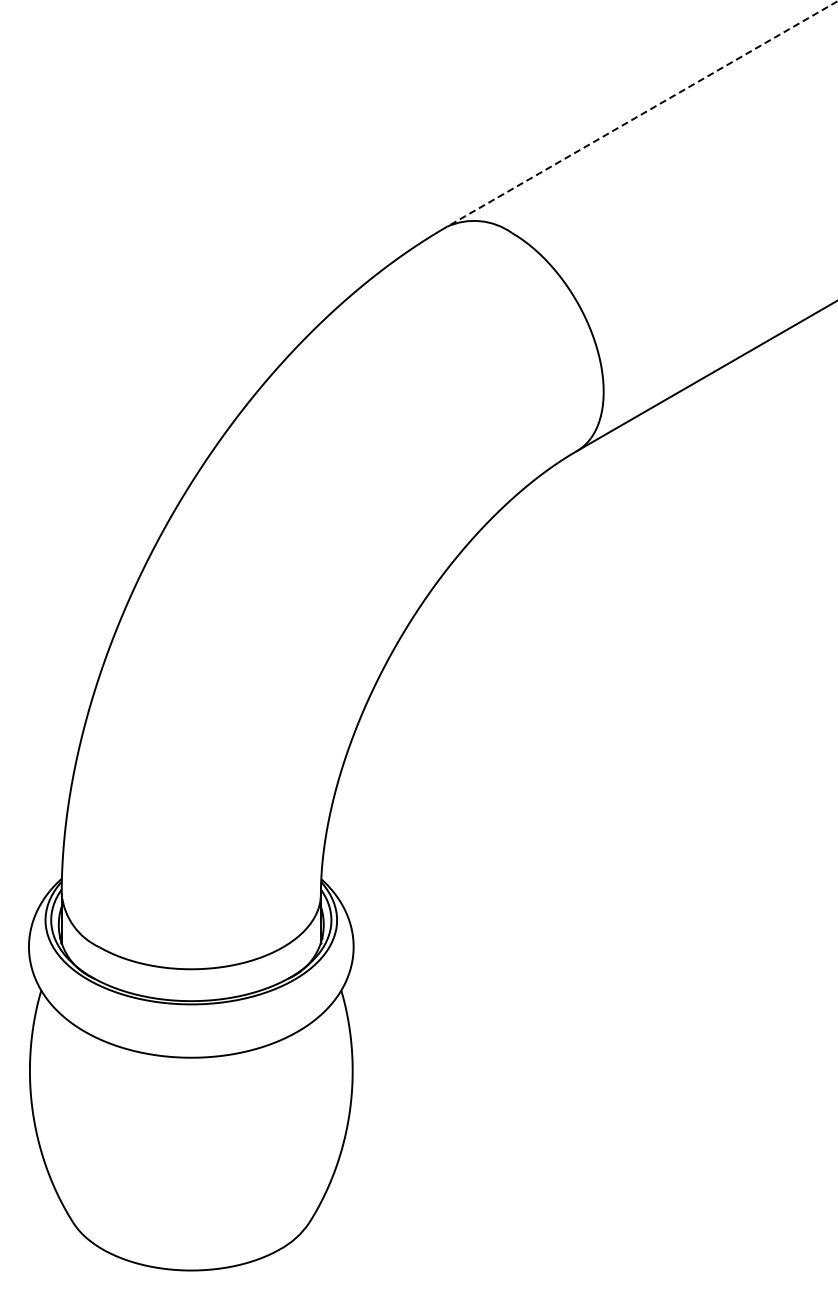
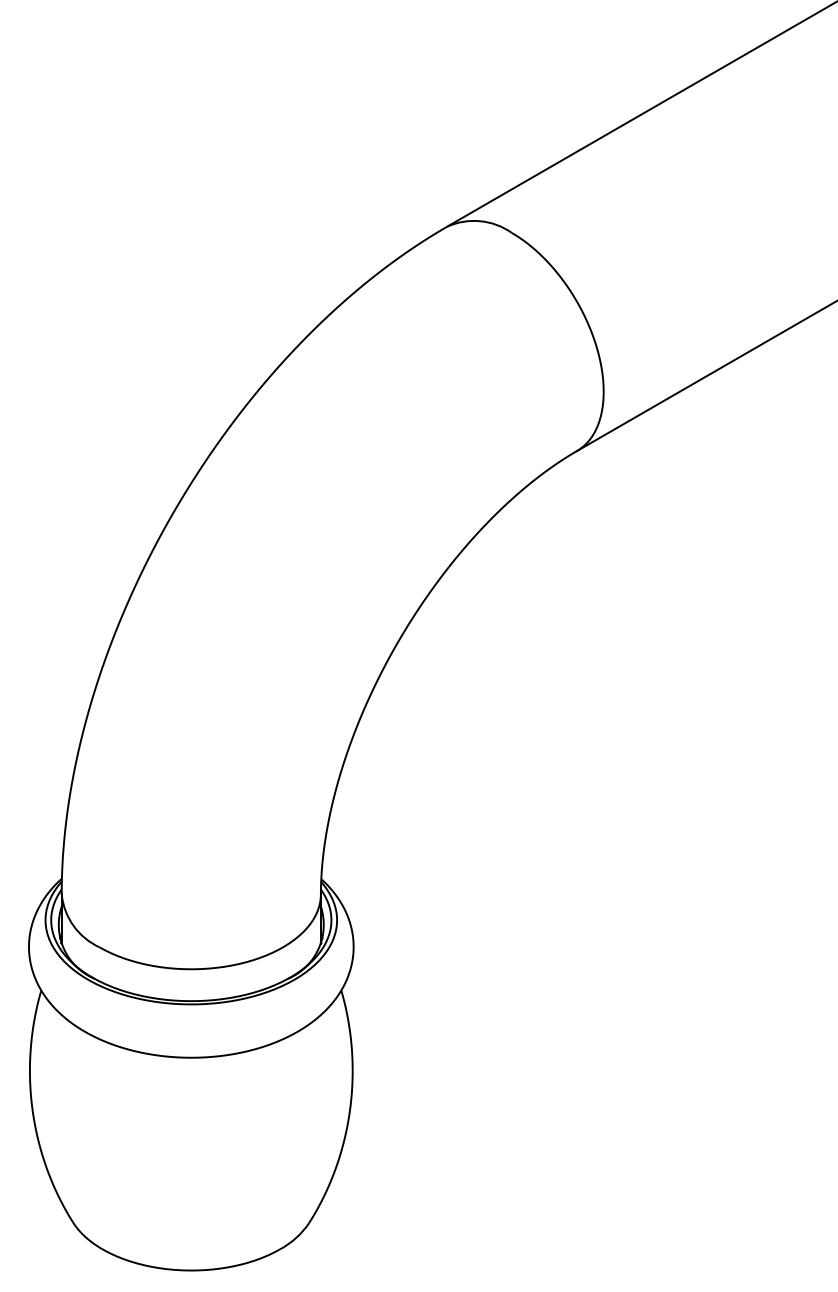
line: dashed -> solid (642, 114)
